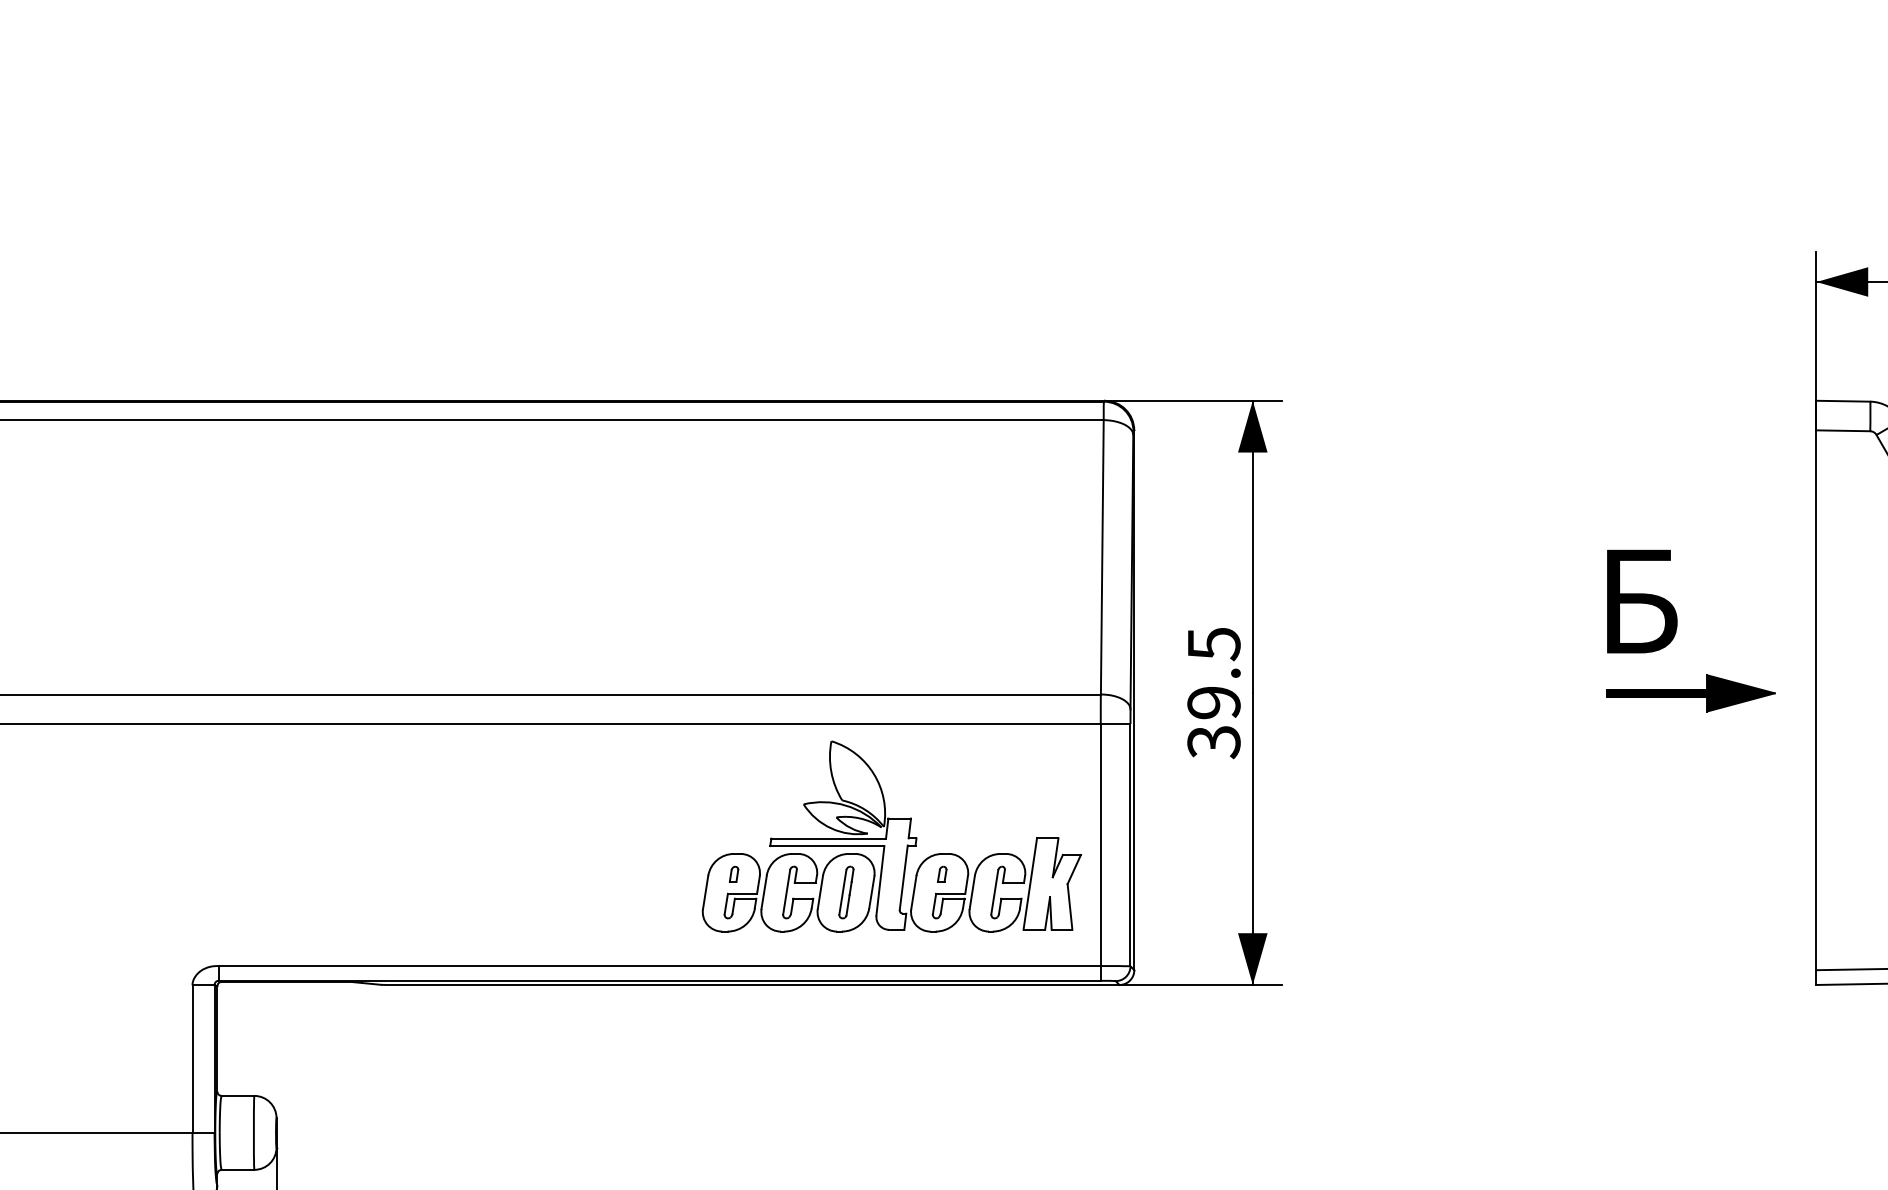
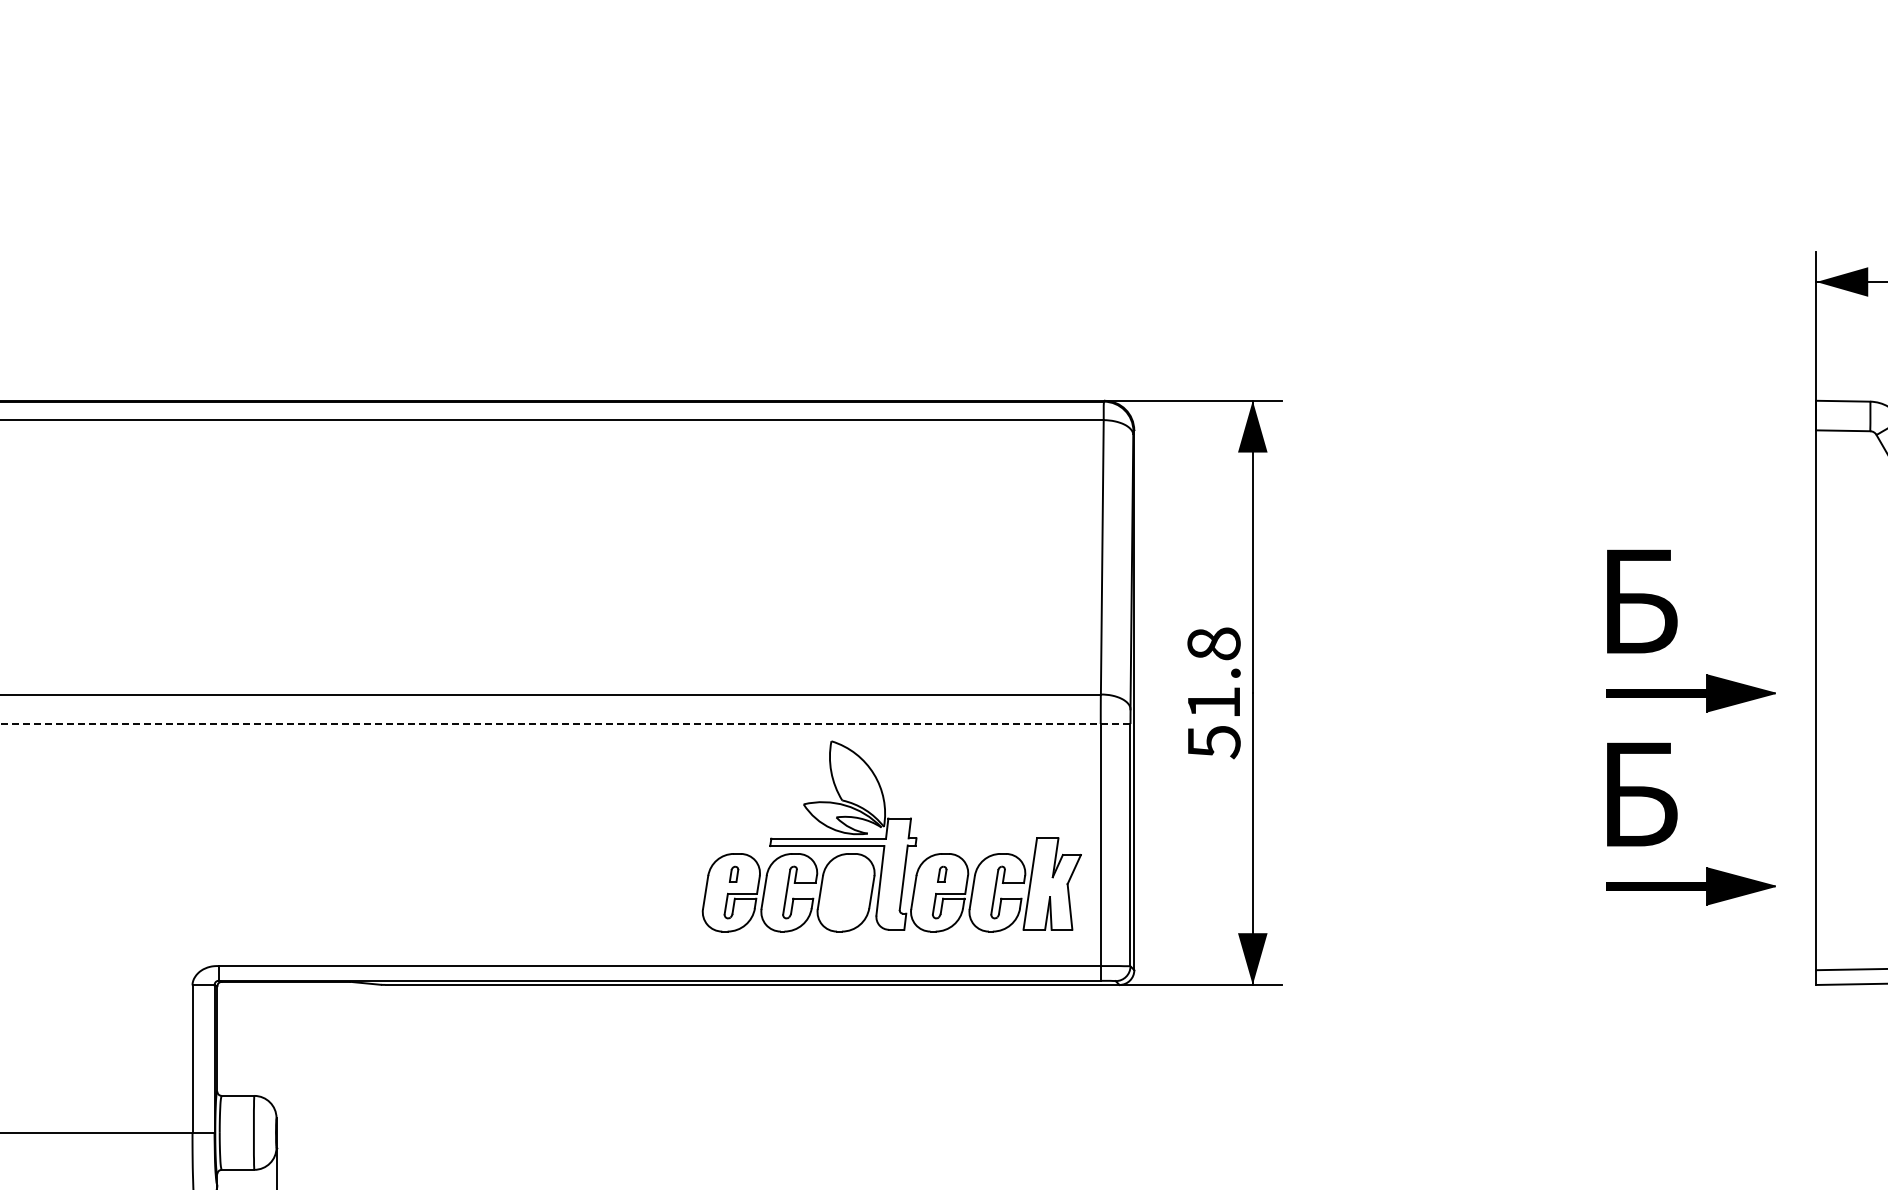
text: 39.5 -> 51.8 (1213, 693)
line: solid -> dashed (565, 724)
part: none -> present (1677, 821)
part: present -> none (846, 892)
